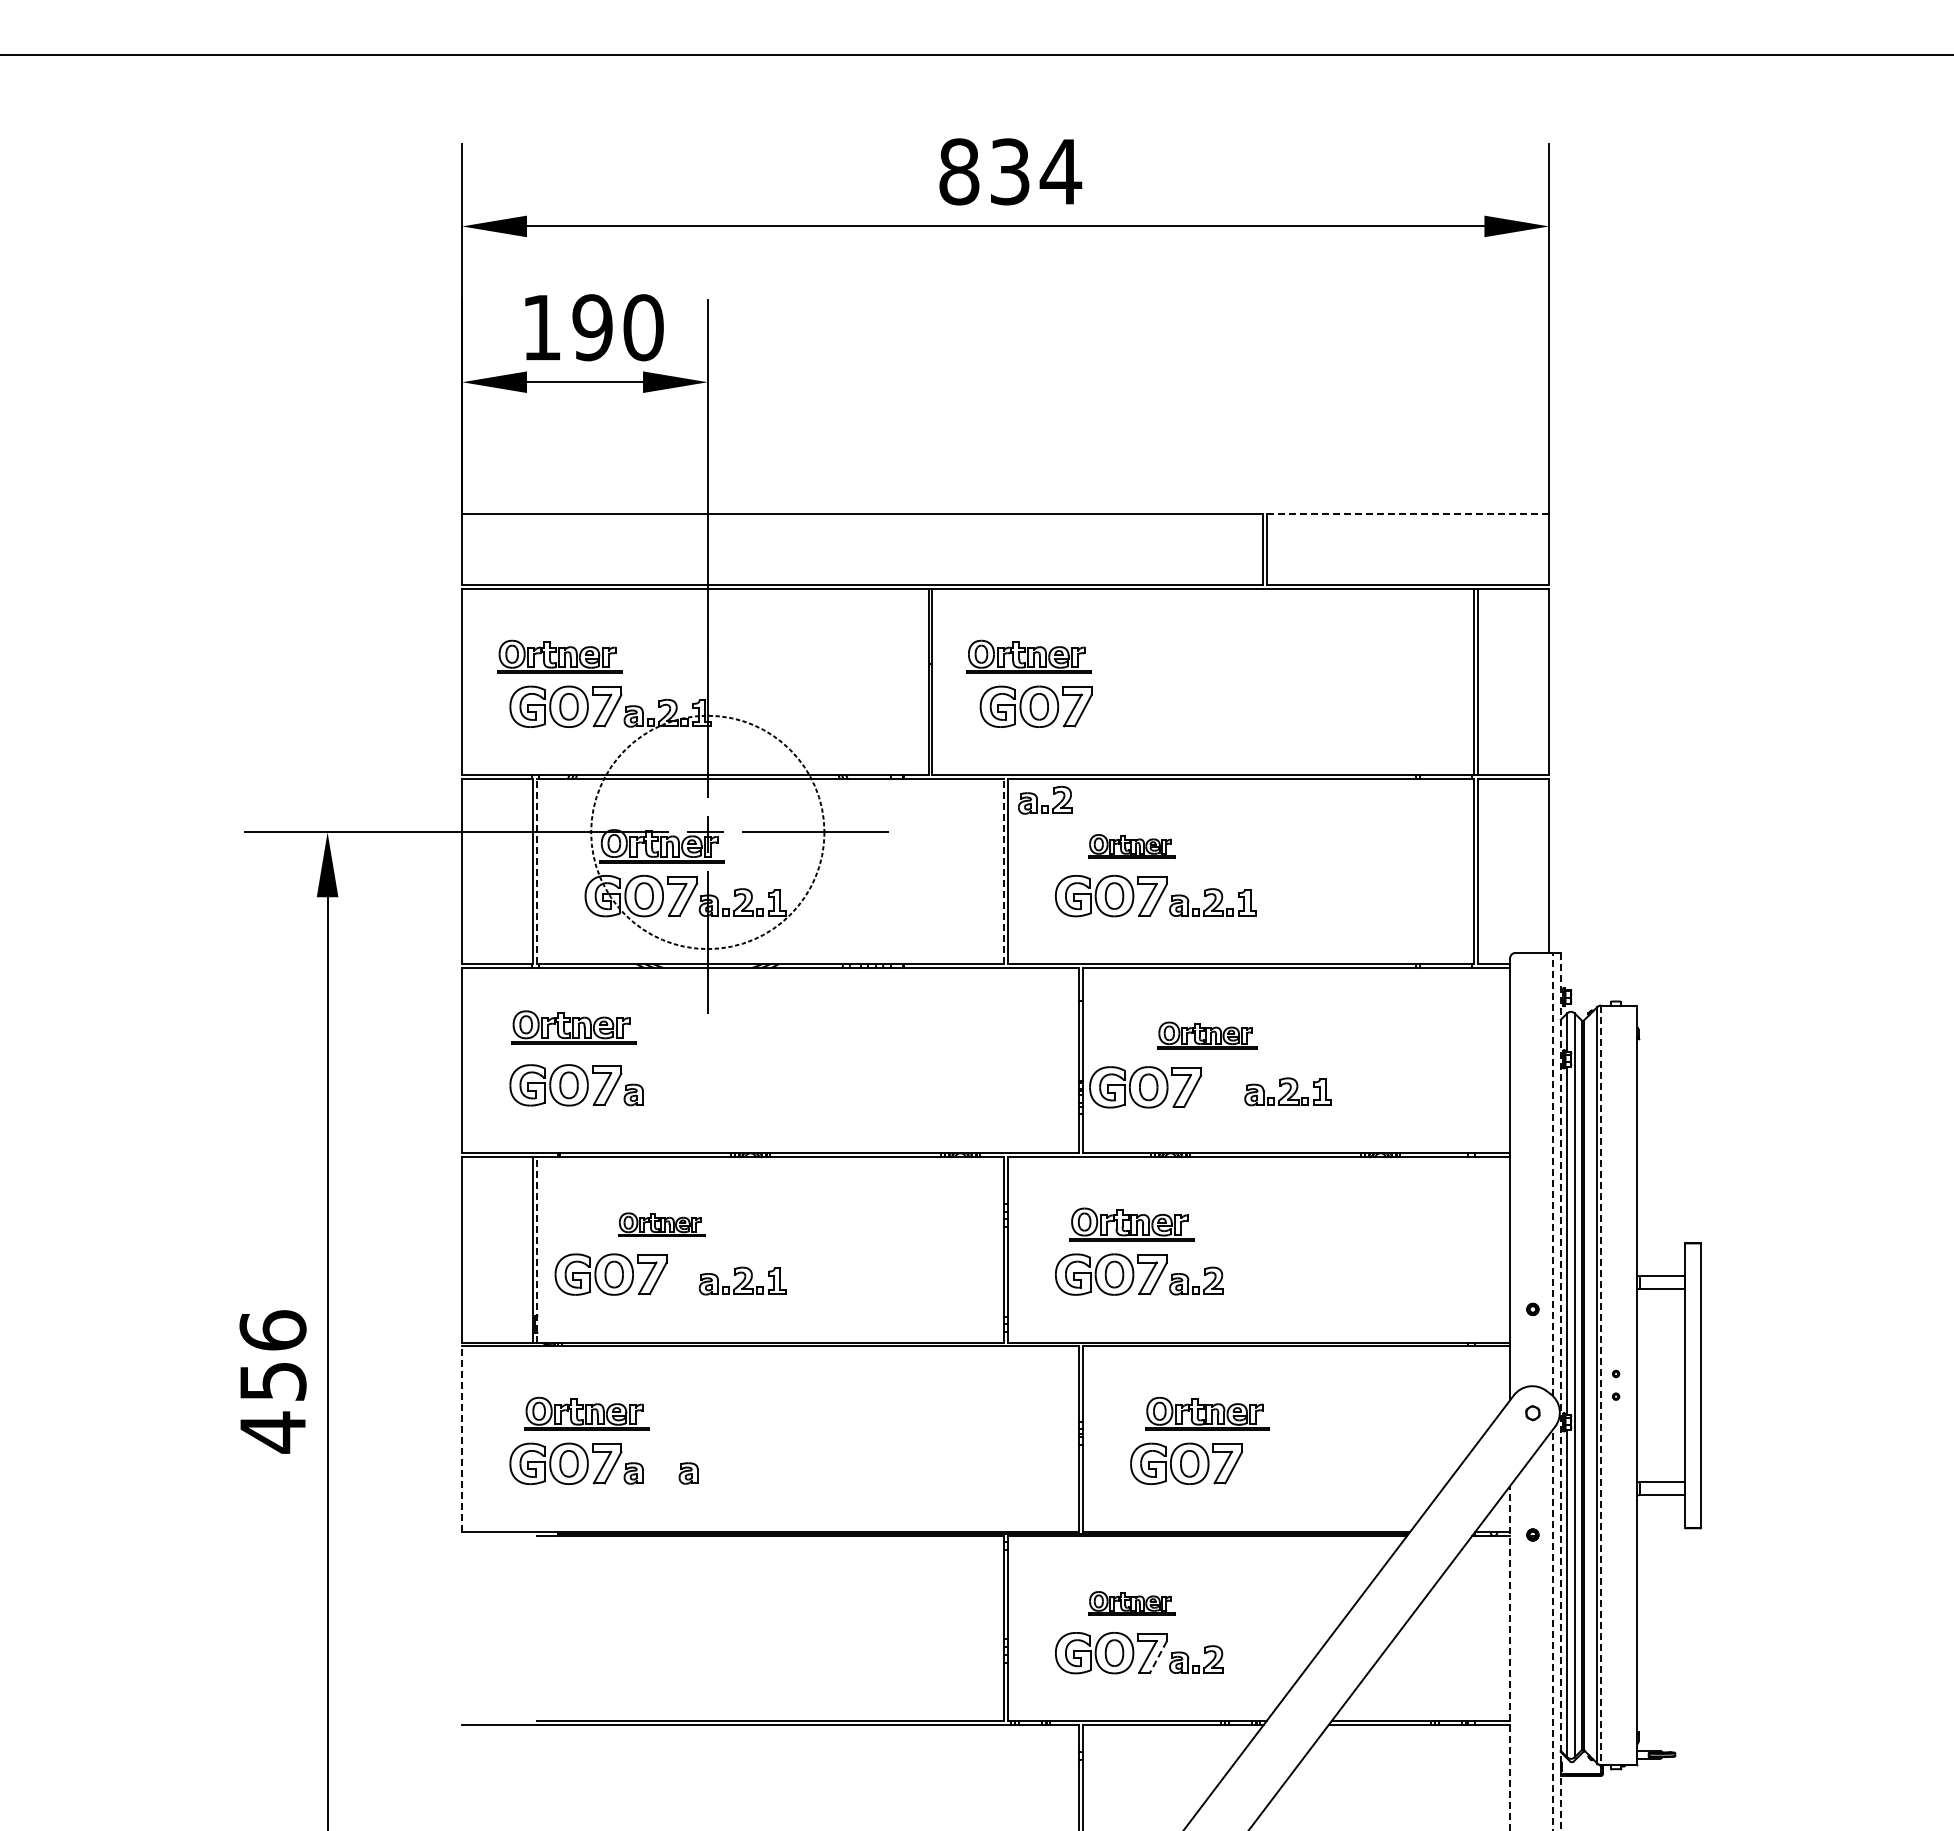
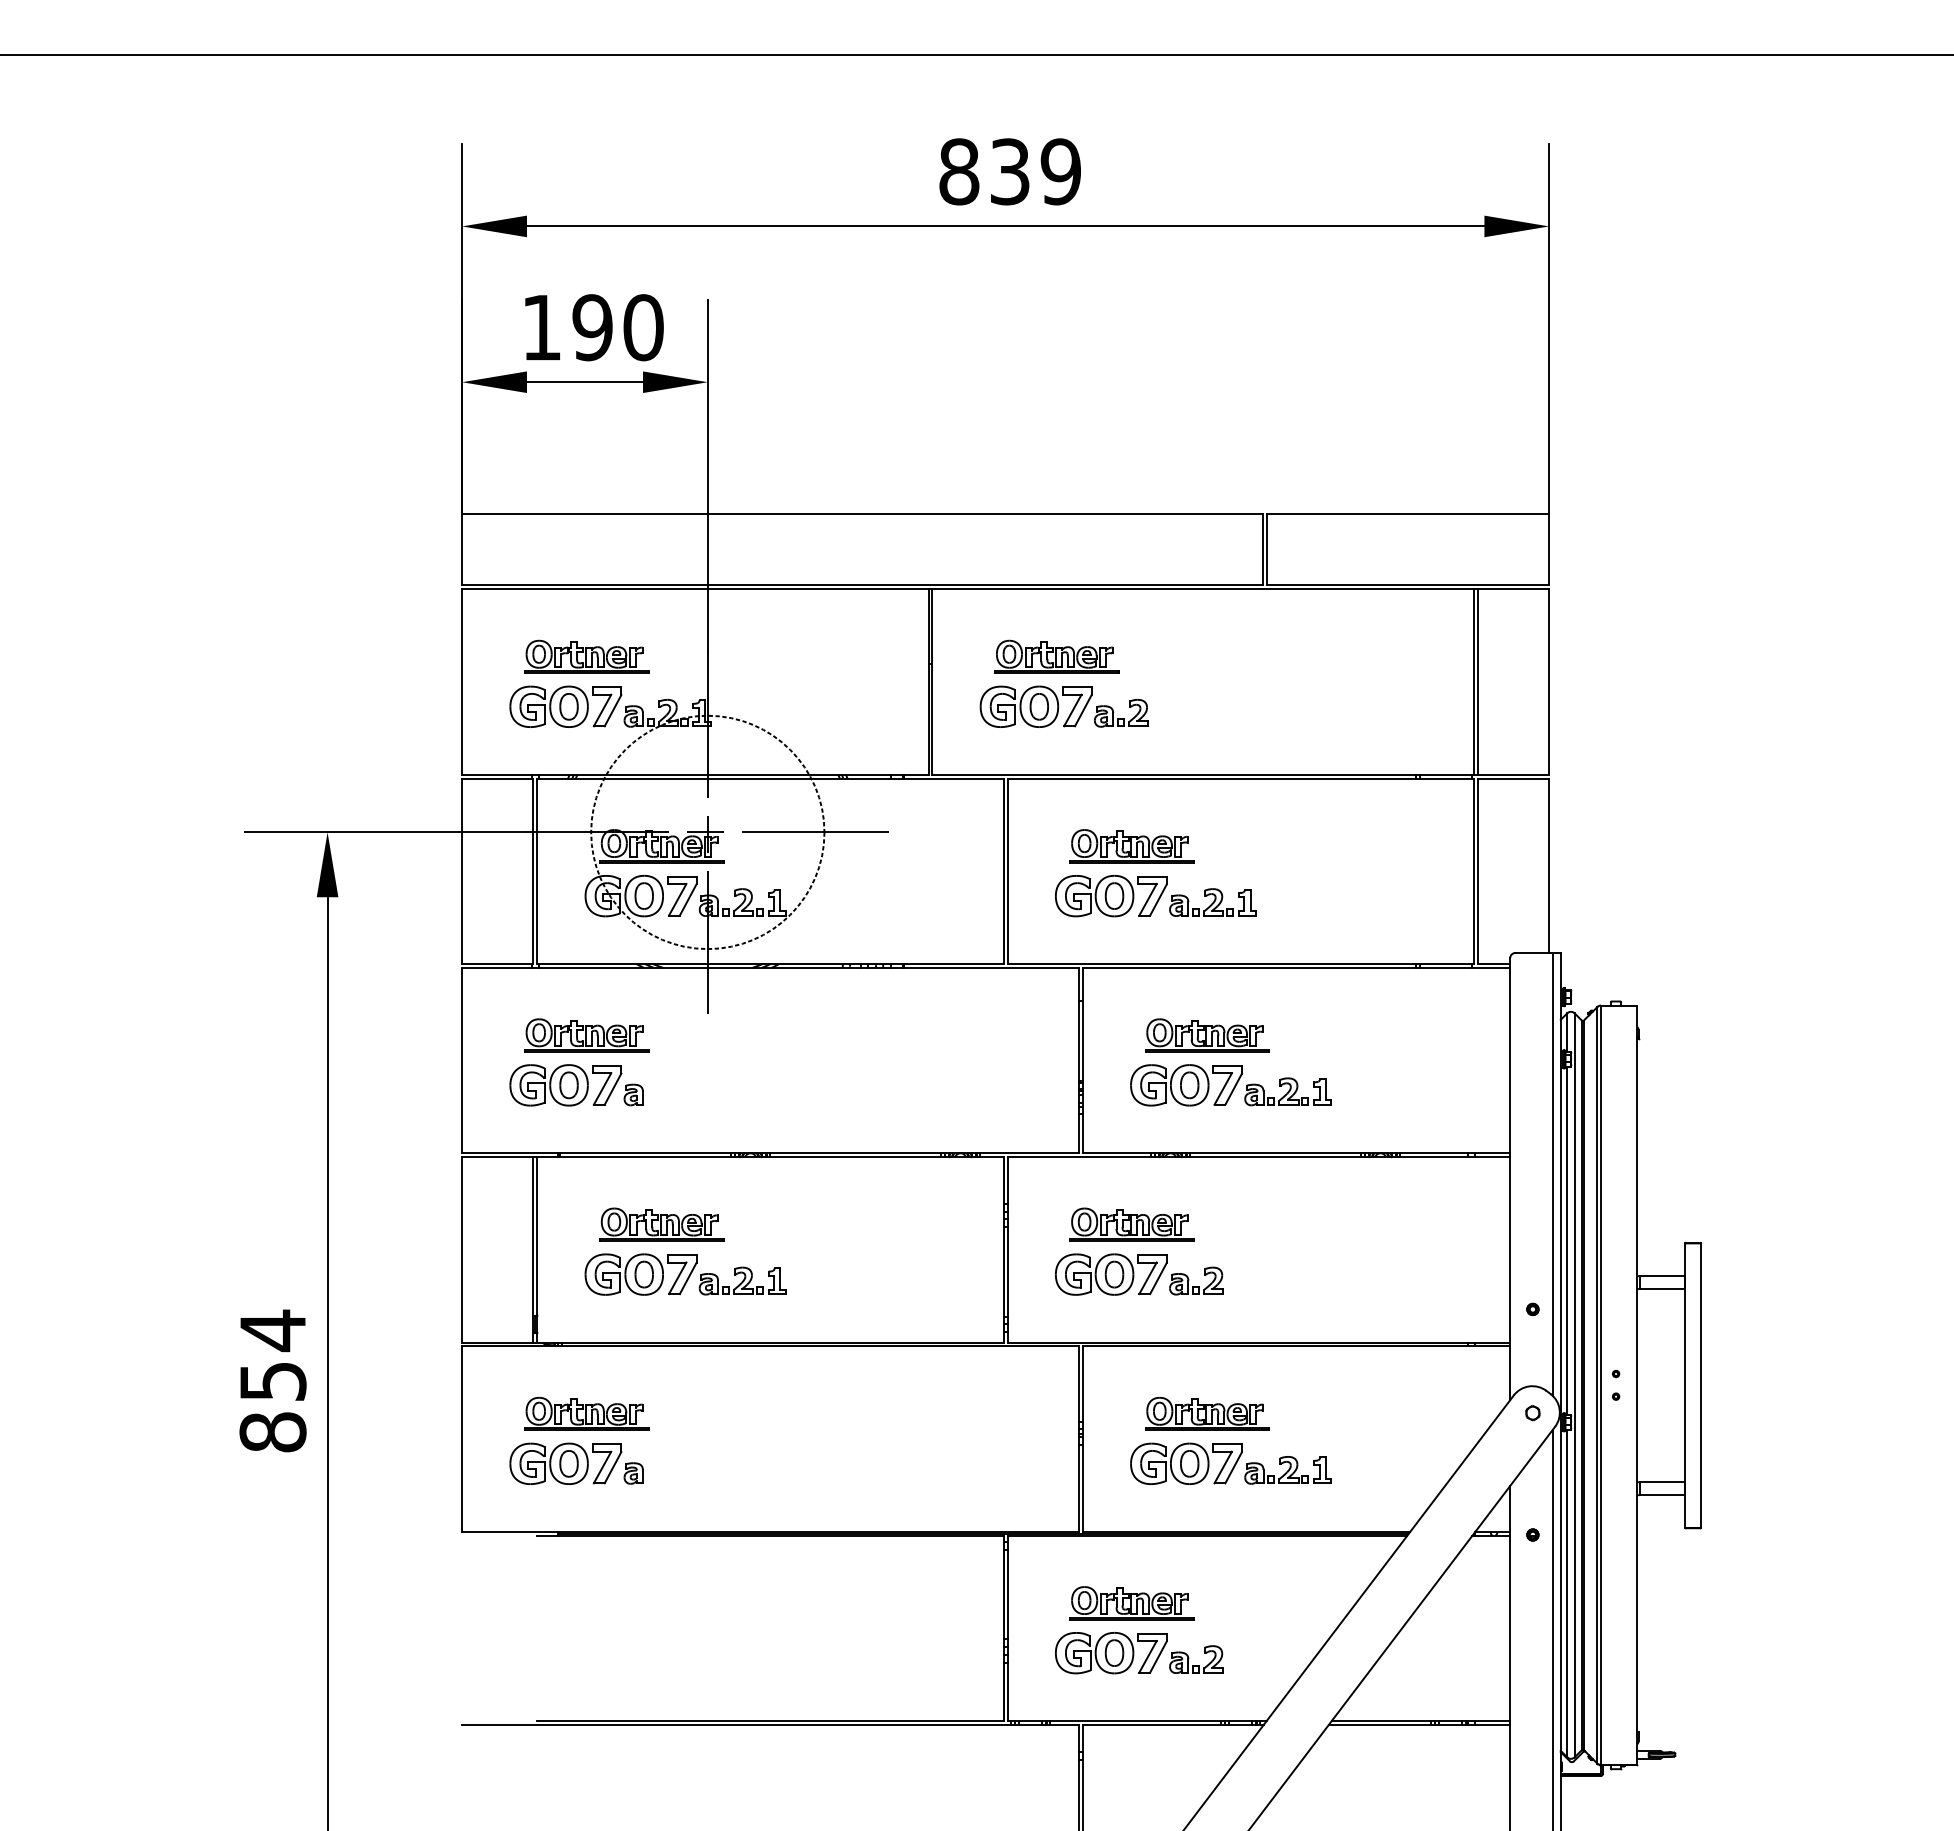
text: 834 -> 839 (1060, 171)
line: dashed -> solid (1407, 514)
part position: (559, 656) -> (586, 656) (586, 656)
part position: (1028, 656) -> (1056, 656) (1056, 656)
part position: (1045, 800) -> (1121, 713) (1121, 713)
part size: 88x25 px -> 126x35 px (1131, 846)
line: dashed -> solid (537, 871)
line: dashed -> solid (1003, 871)
part position: (573, 1027) -> (586, 1035) (586, 1035)
part size: 101x29 px -> 125x35 px (1207, 1035)
part position: (1145, 1087) -> (1186, 1085) (1186, 1085)
line: dashed -> solid (1552, 1173)
part size: 88x25 px -> 126x35 px (661, 1224)
line: dashed -> solid (537, 1249)
part position: (610, 1274) -> (640, 1274) (640, 1274)
text: 456 -> 854 (272, 1381)
line: dashed -> solid (1601, 1385)
line: dashed -> solid (1560, 1391)
line: dashed -> solid (462, 1439)
part: none -> present (1287, 1470)
part: present -> none (688, 1473)
part size: 88x25 px -> 126x35 px (1131, 1603)
line: dashed -> solid (1552, 1629)
line: dashed -> solid (1158, 1656)
line: dashed -> solid (1510, 1657)
